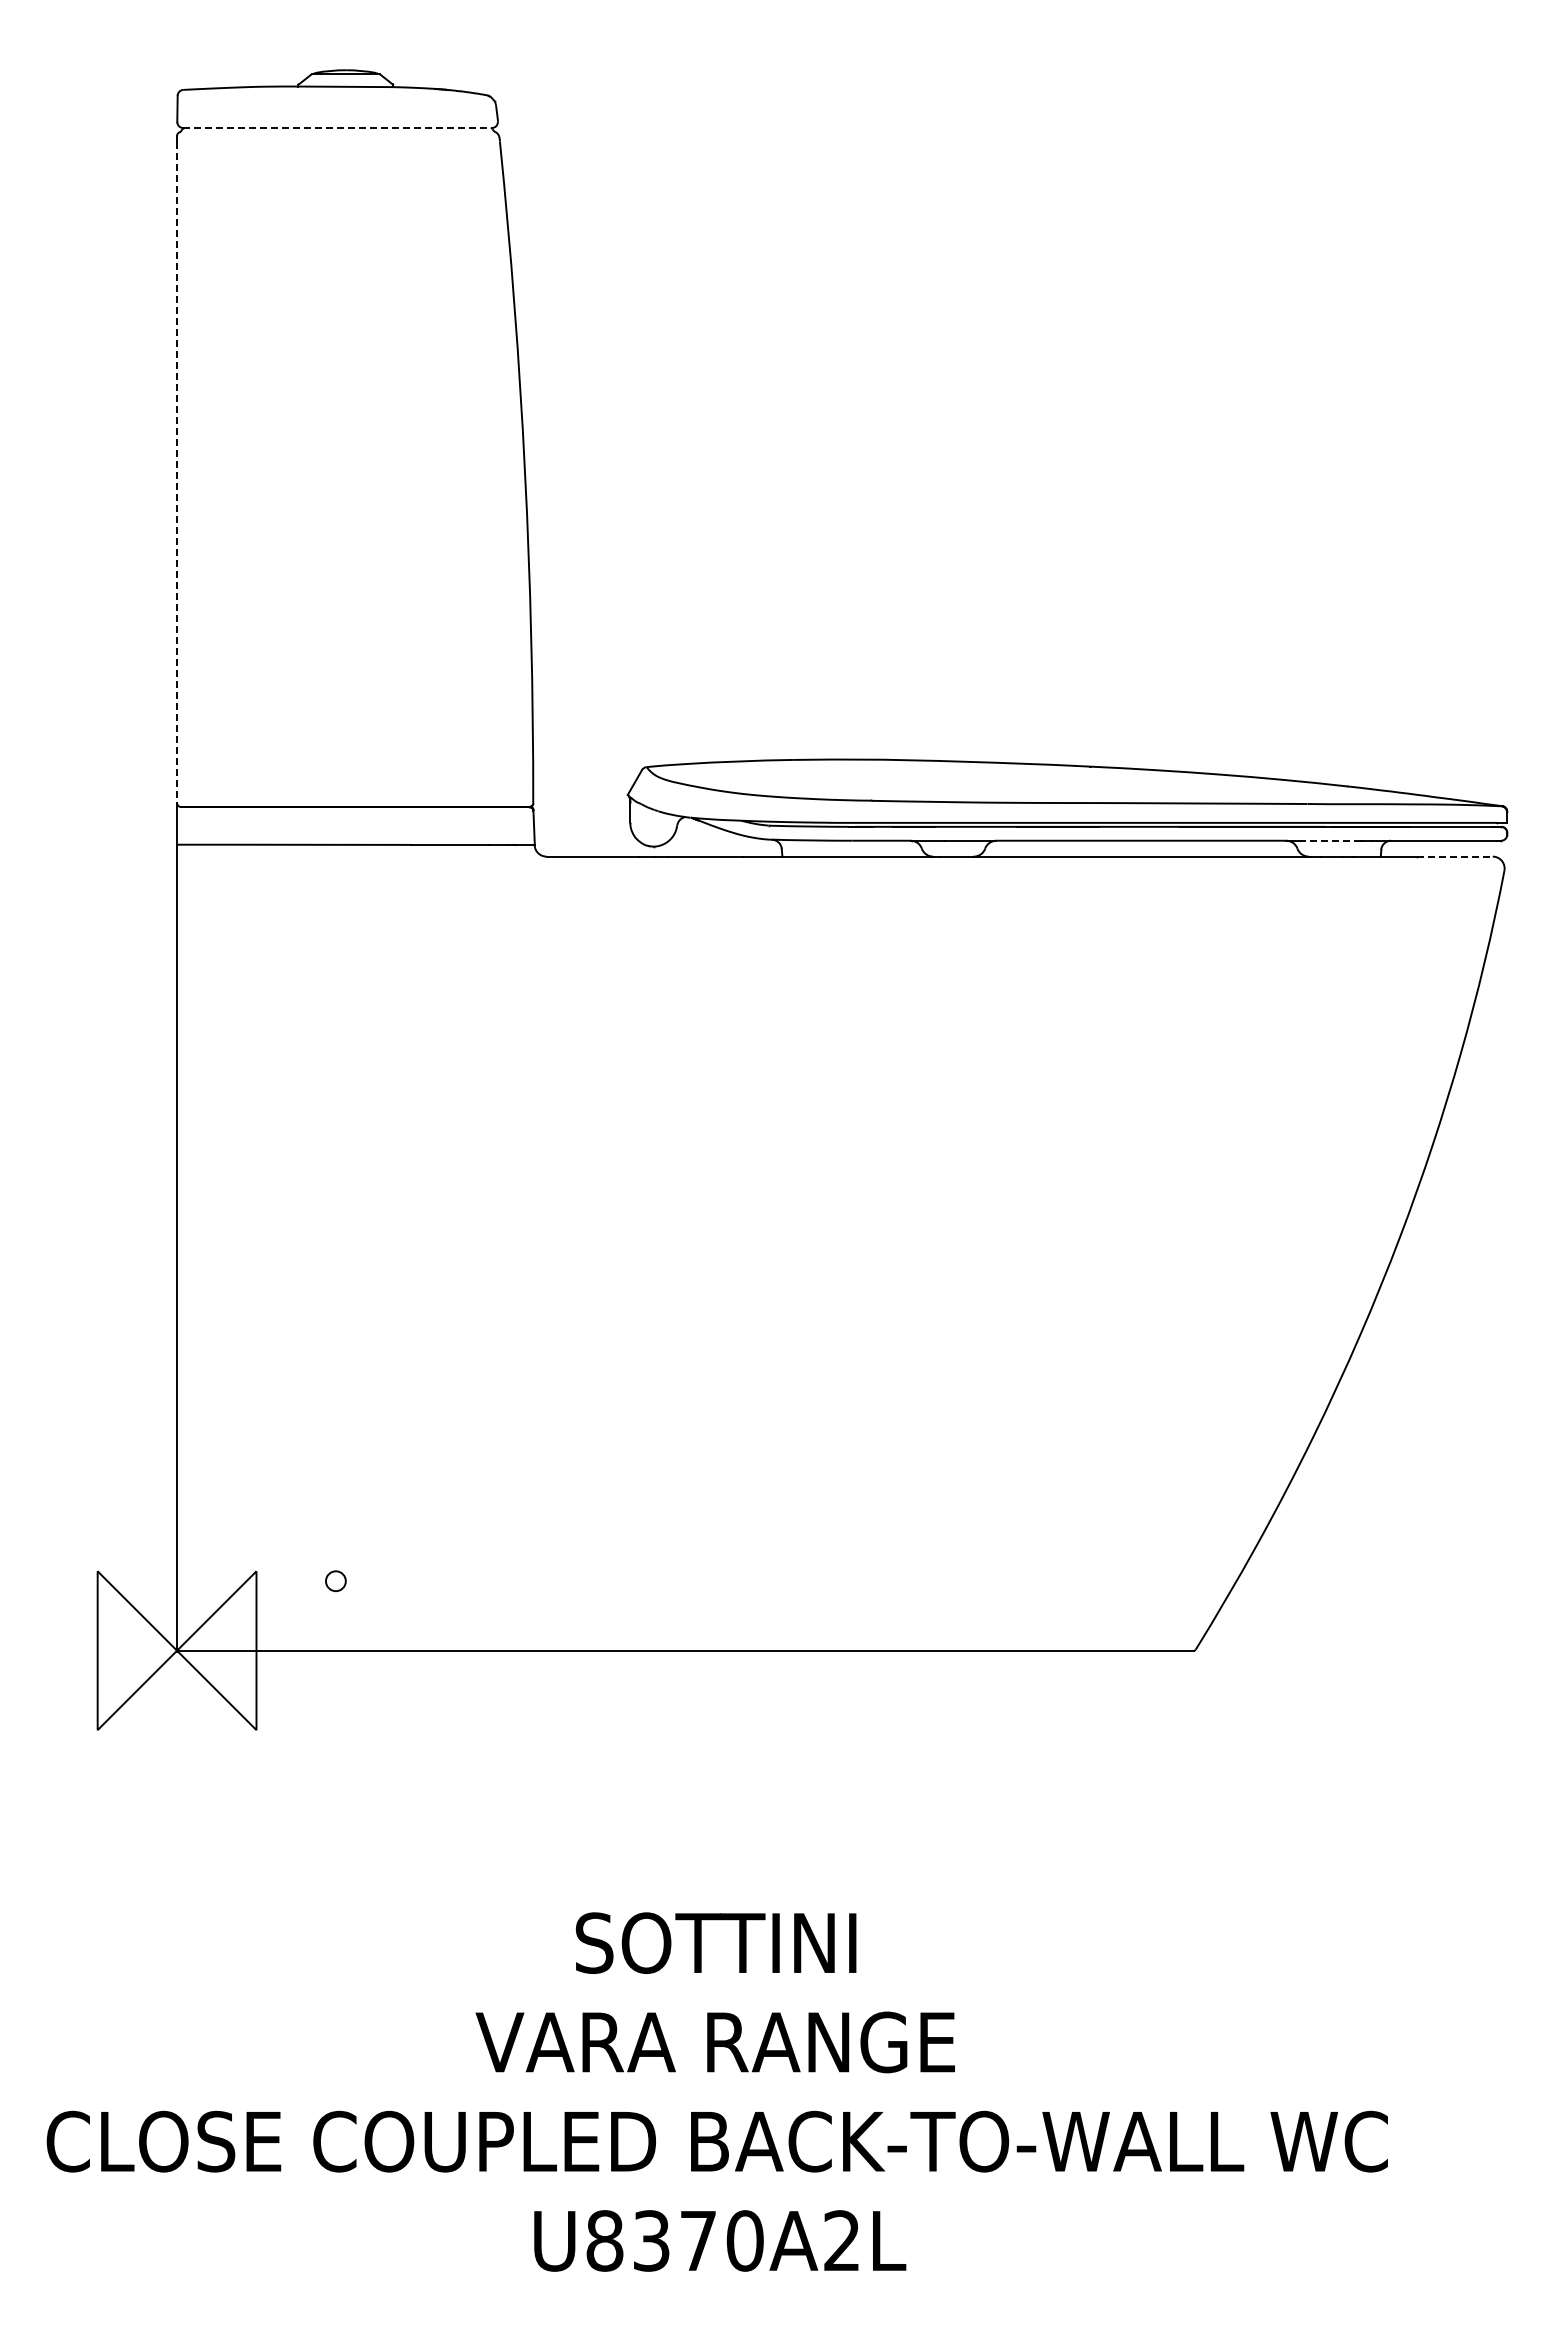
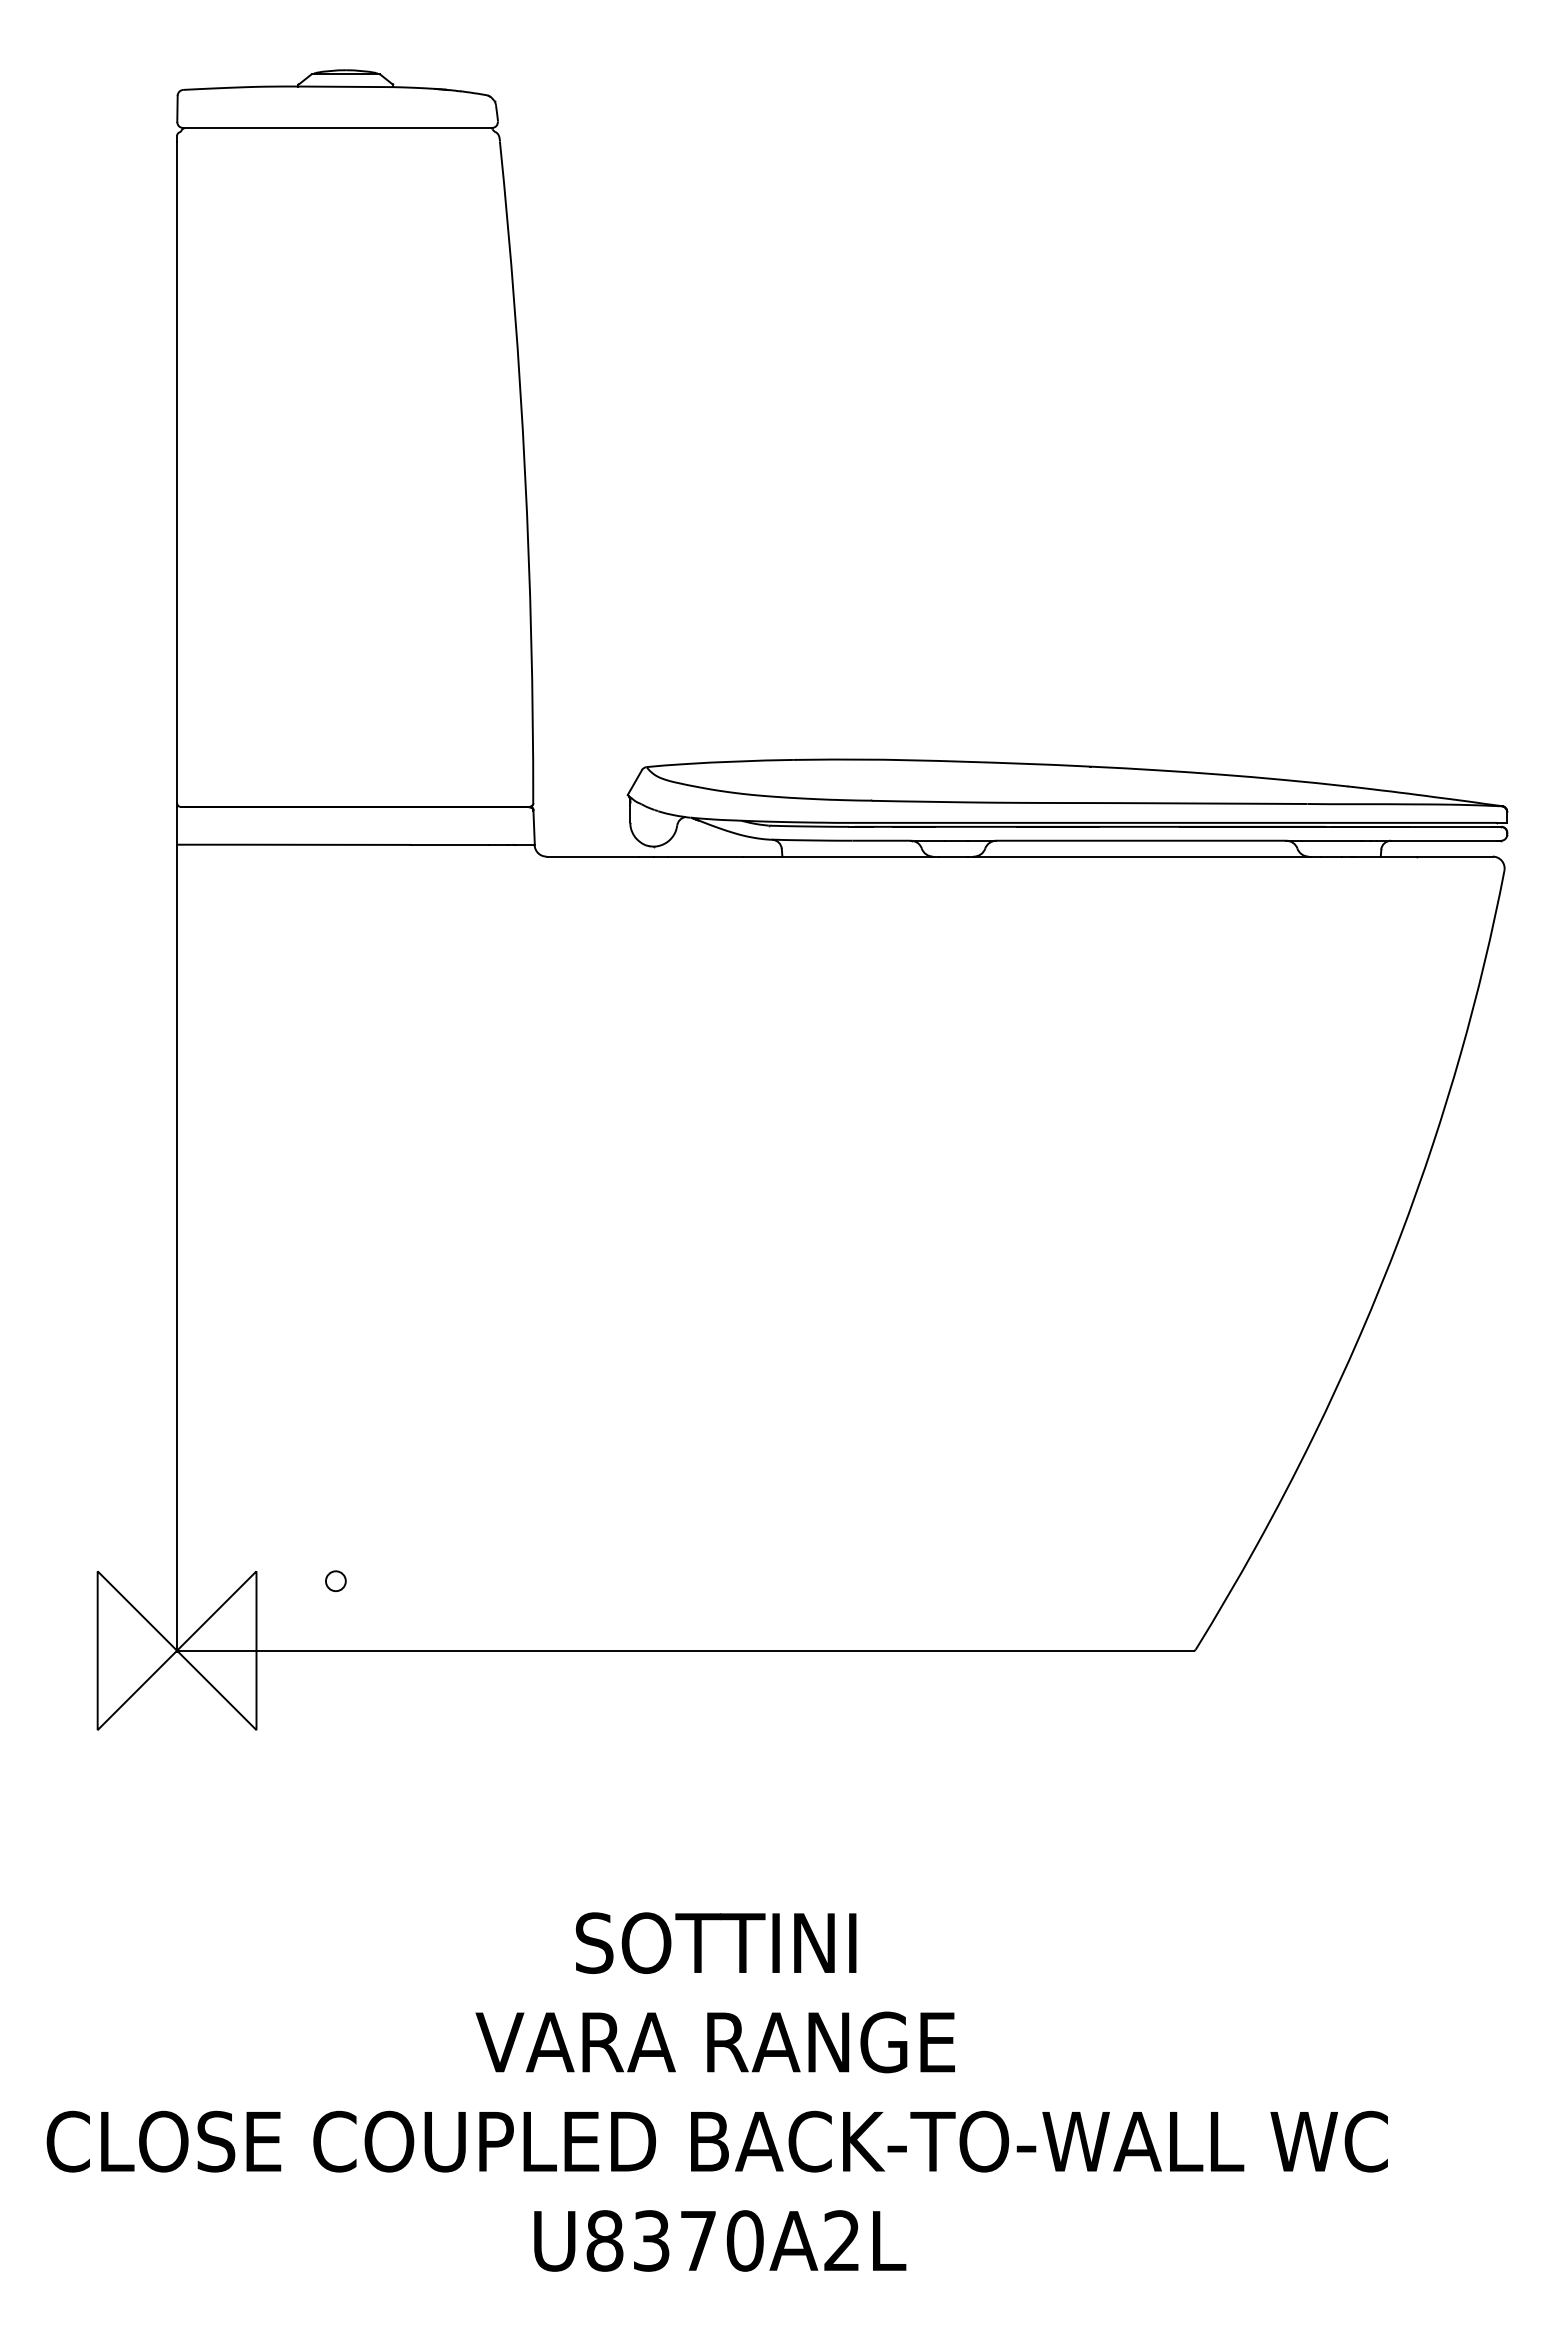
line: dashed -> solid (338, 128)
line: dashed -> solid (177, 472)
line: dashed -> solid (1331, 840)
line: dashed -> solid (1455, 856)
